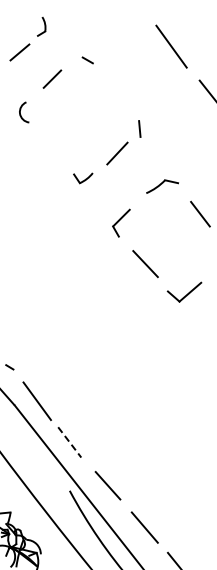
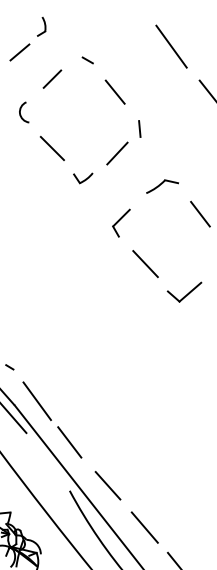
line: none -> present (114, 91)
line: none -> present (51, 148)
line: none -> present (14, 419)
line: dashed -> solid (70, 442)
